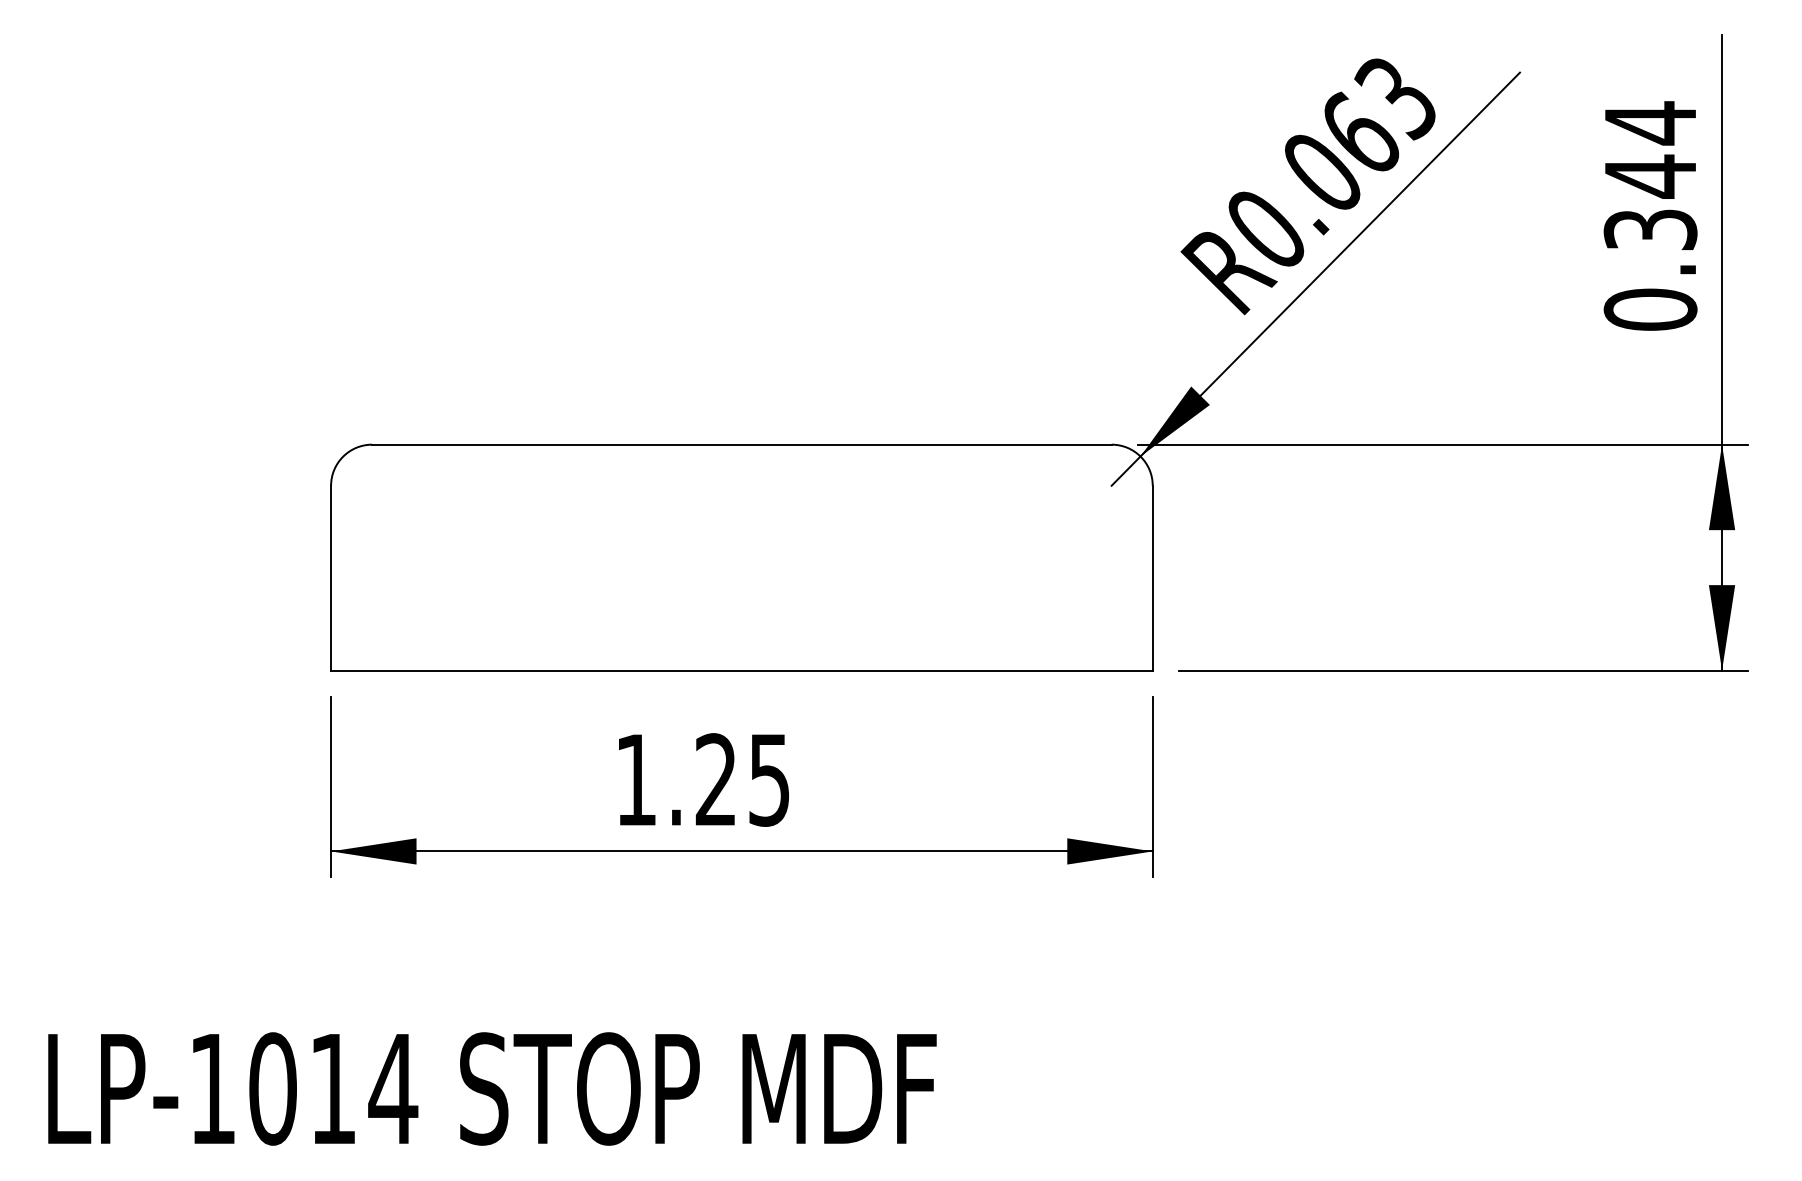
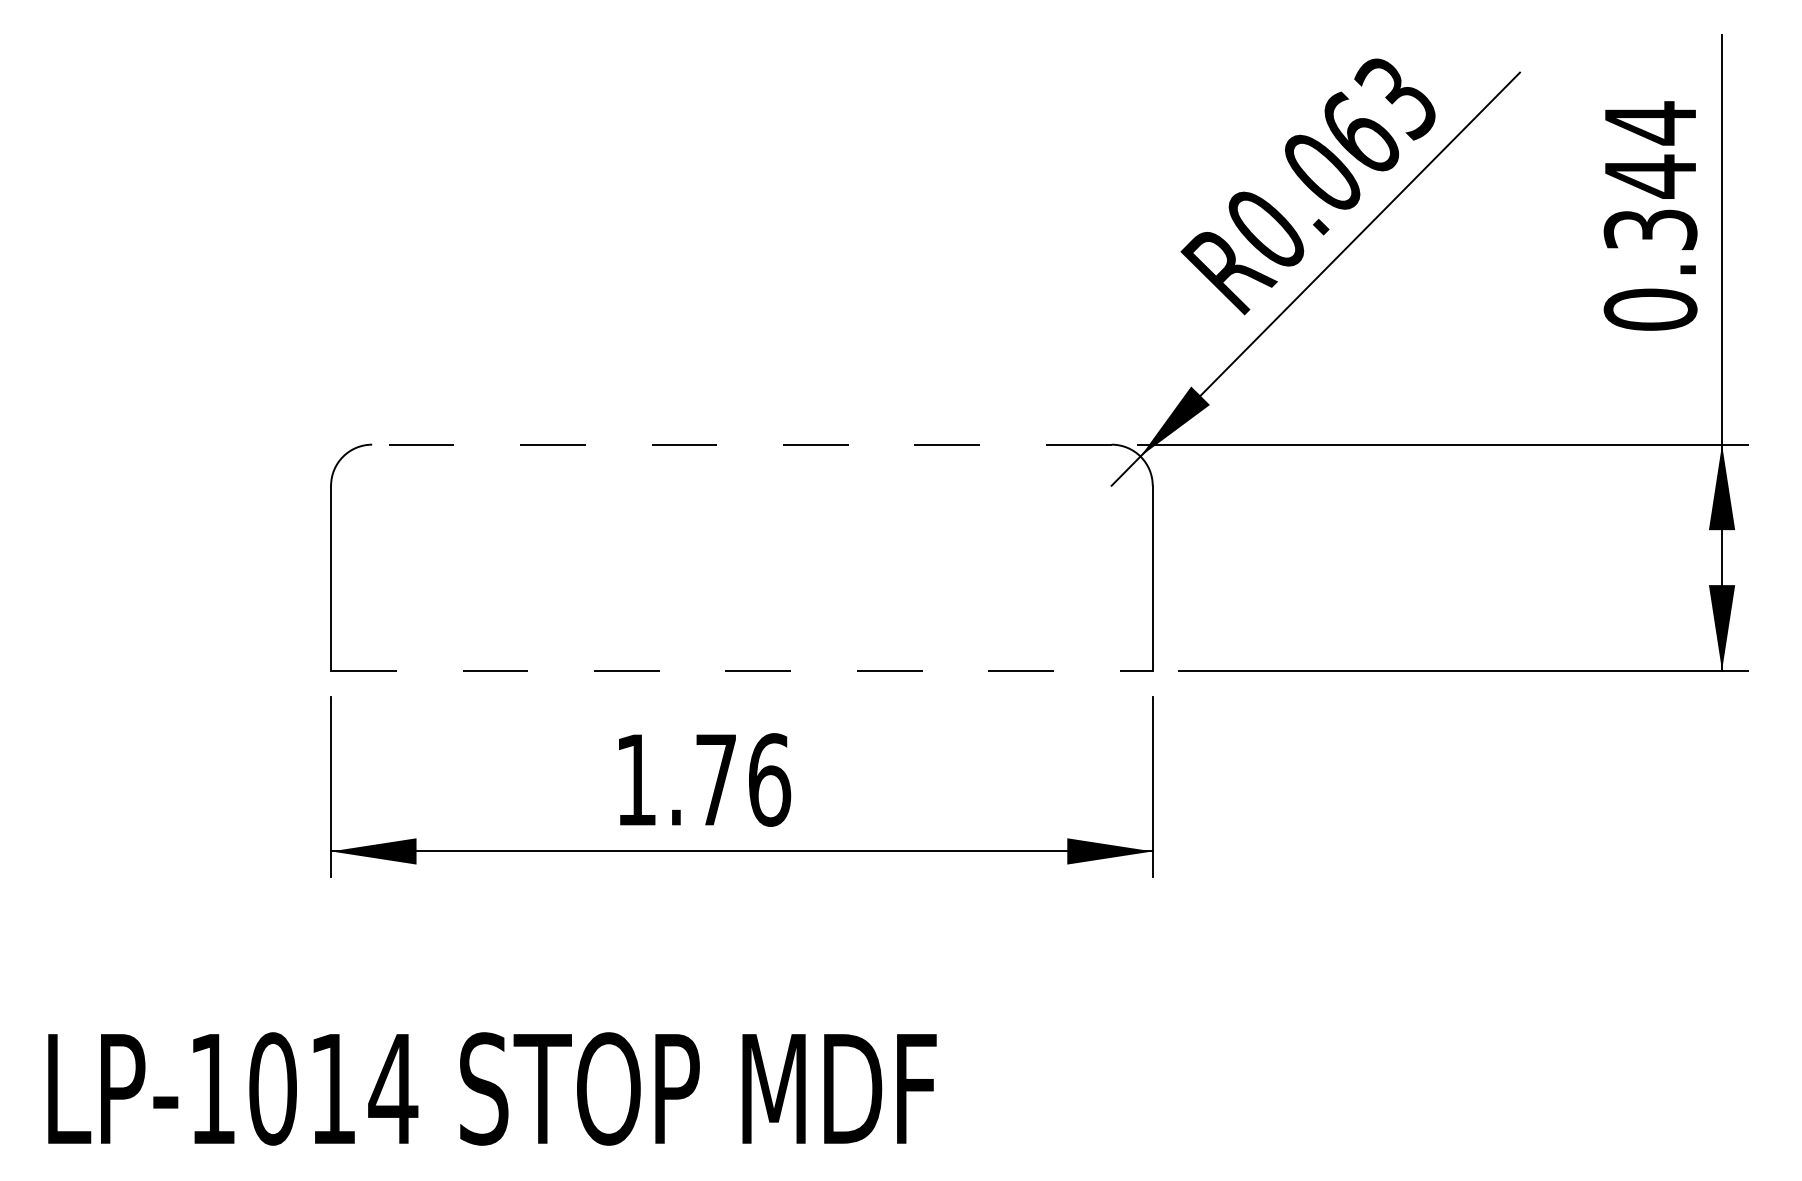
line: solid -> dashed (741, 444)
line: solid -> dashed (741, 670)
text: 1.25 -> 1.76 (743, 779)
